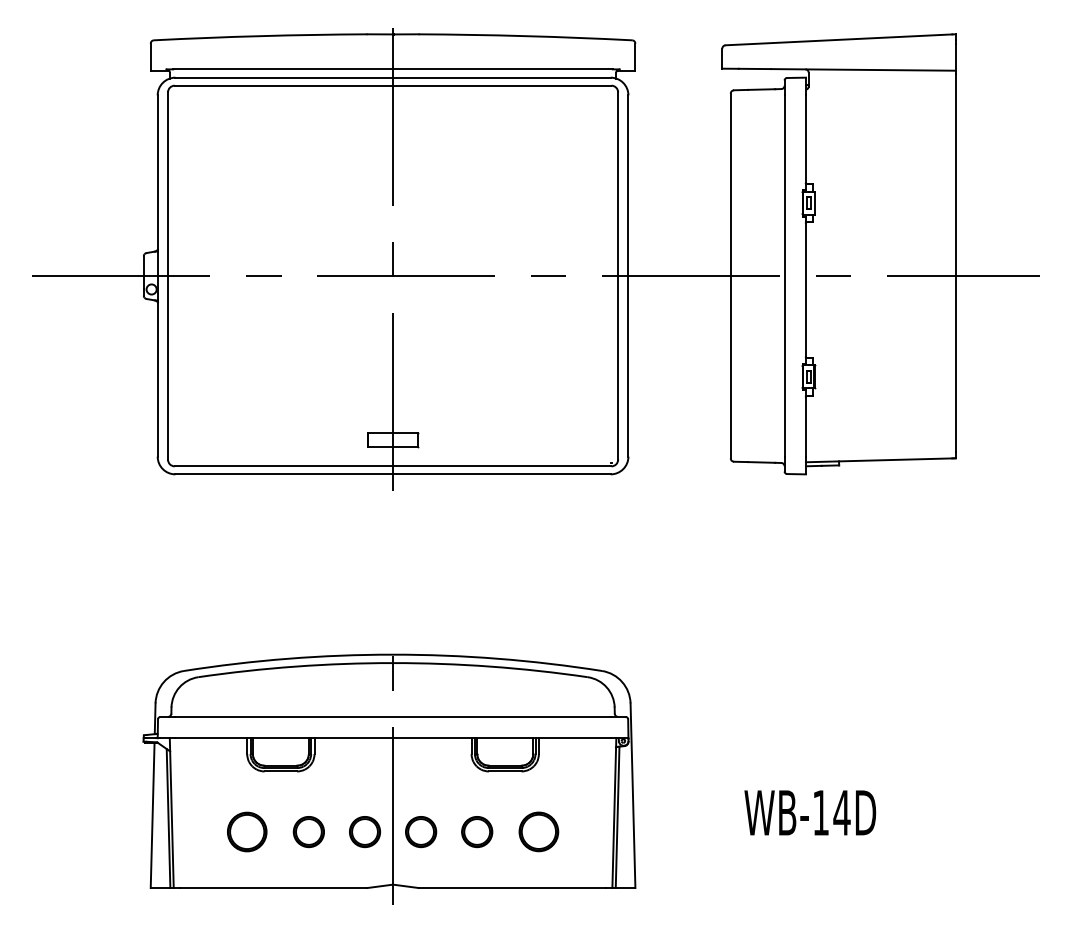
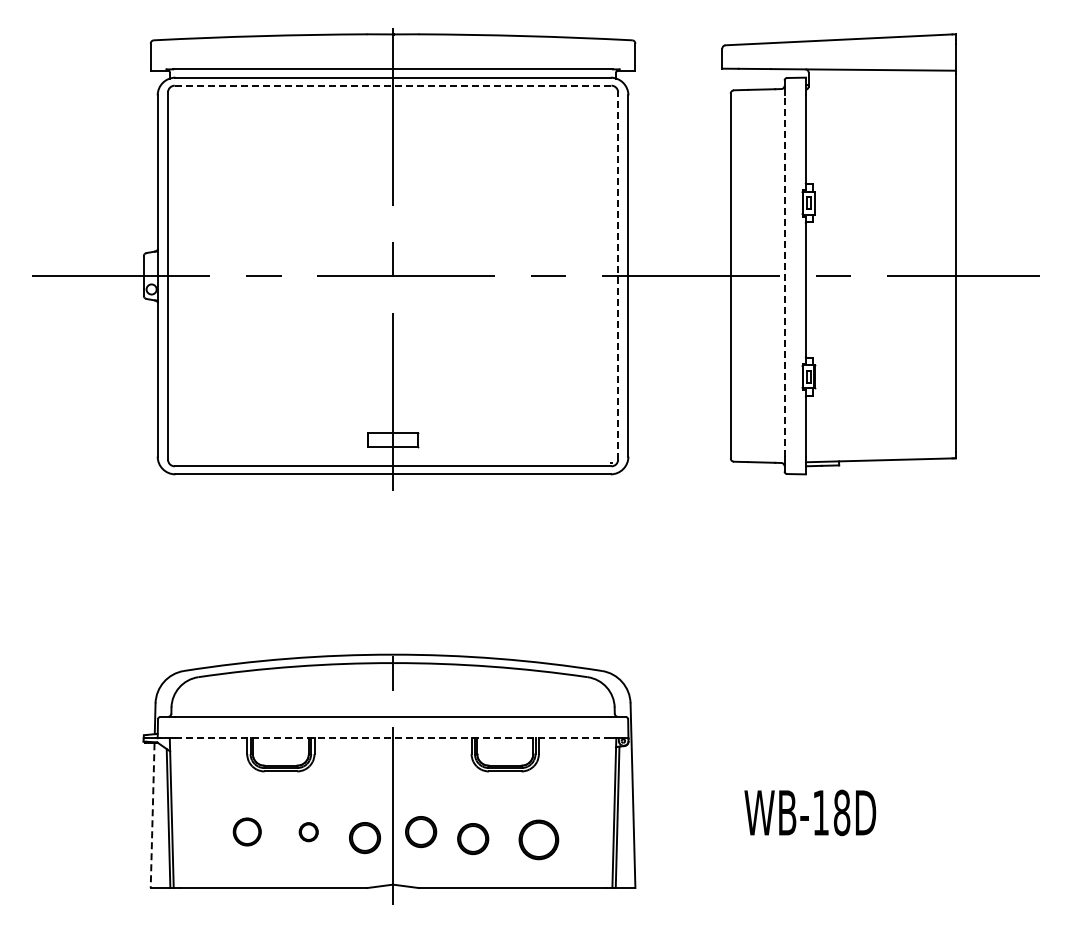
line: solid -> dashed (393, 85)
line: solid -> dashed (618, 276)
line: solid -> dashed (784, 276)
line: solid -> dashed (393, 738)
text: WB-14D -> WB-18D (841, 812)
line: solid -> dashed (152, 816)
part size: 41x42 px -> 30x30 px (246, 831)
part position: (538, 831) -> (538, 839) (538, 839)
part size: 33x33 px -> 21x21 px (308, 832)
part position: (364, 832) -> (364, 838) (364, 838)
part position: (477, 832) -> (473, 839) (473, 839)
